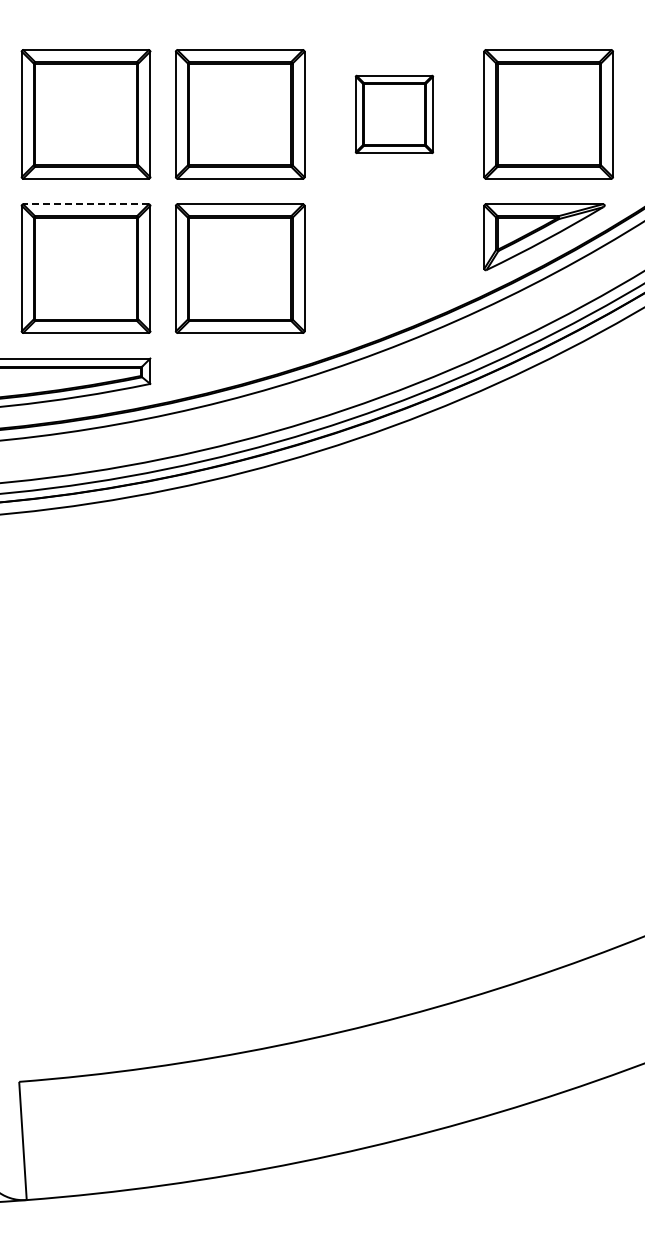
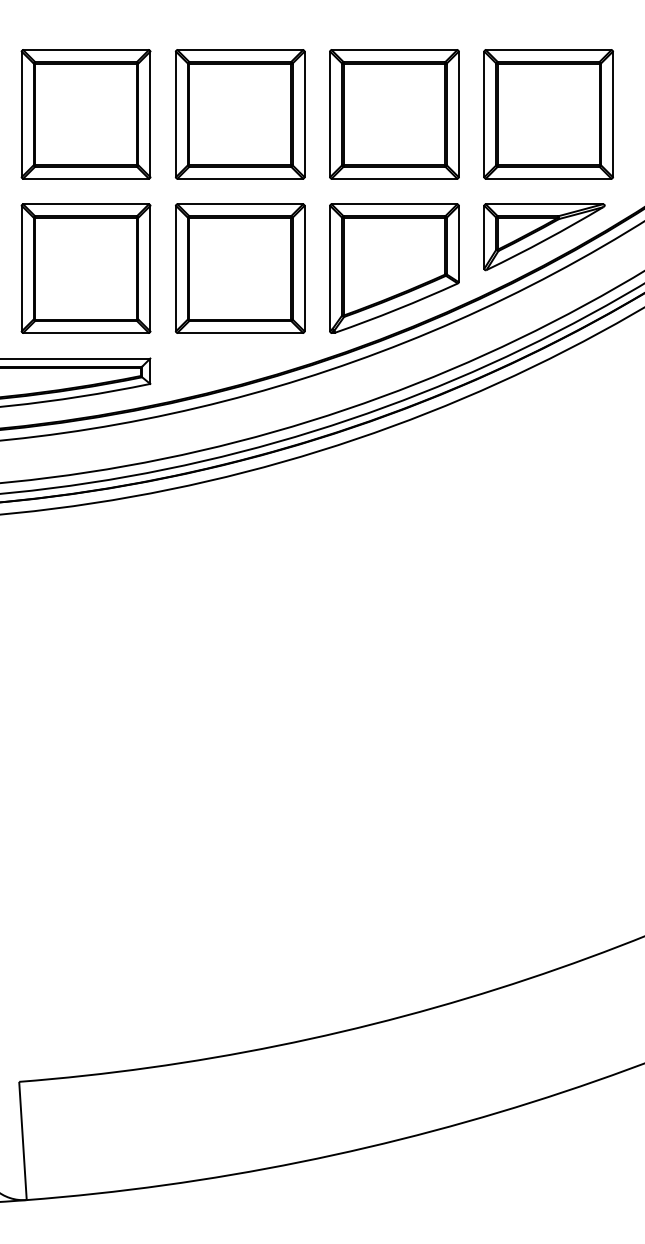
part size: 81x80 px -> 131x131 px (394, 114)
line: dashed -> solid (86, 204)
part: none -> present (394, 268)
